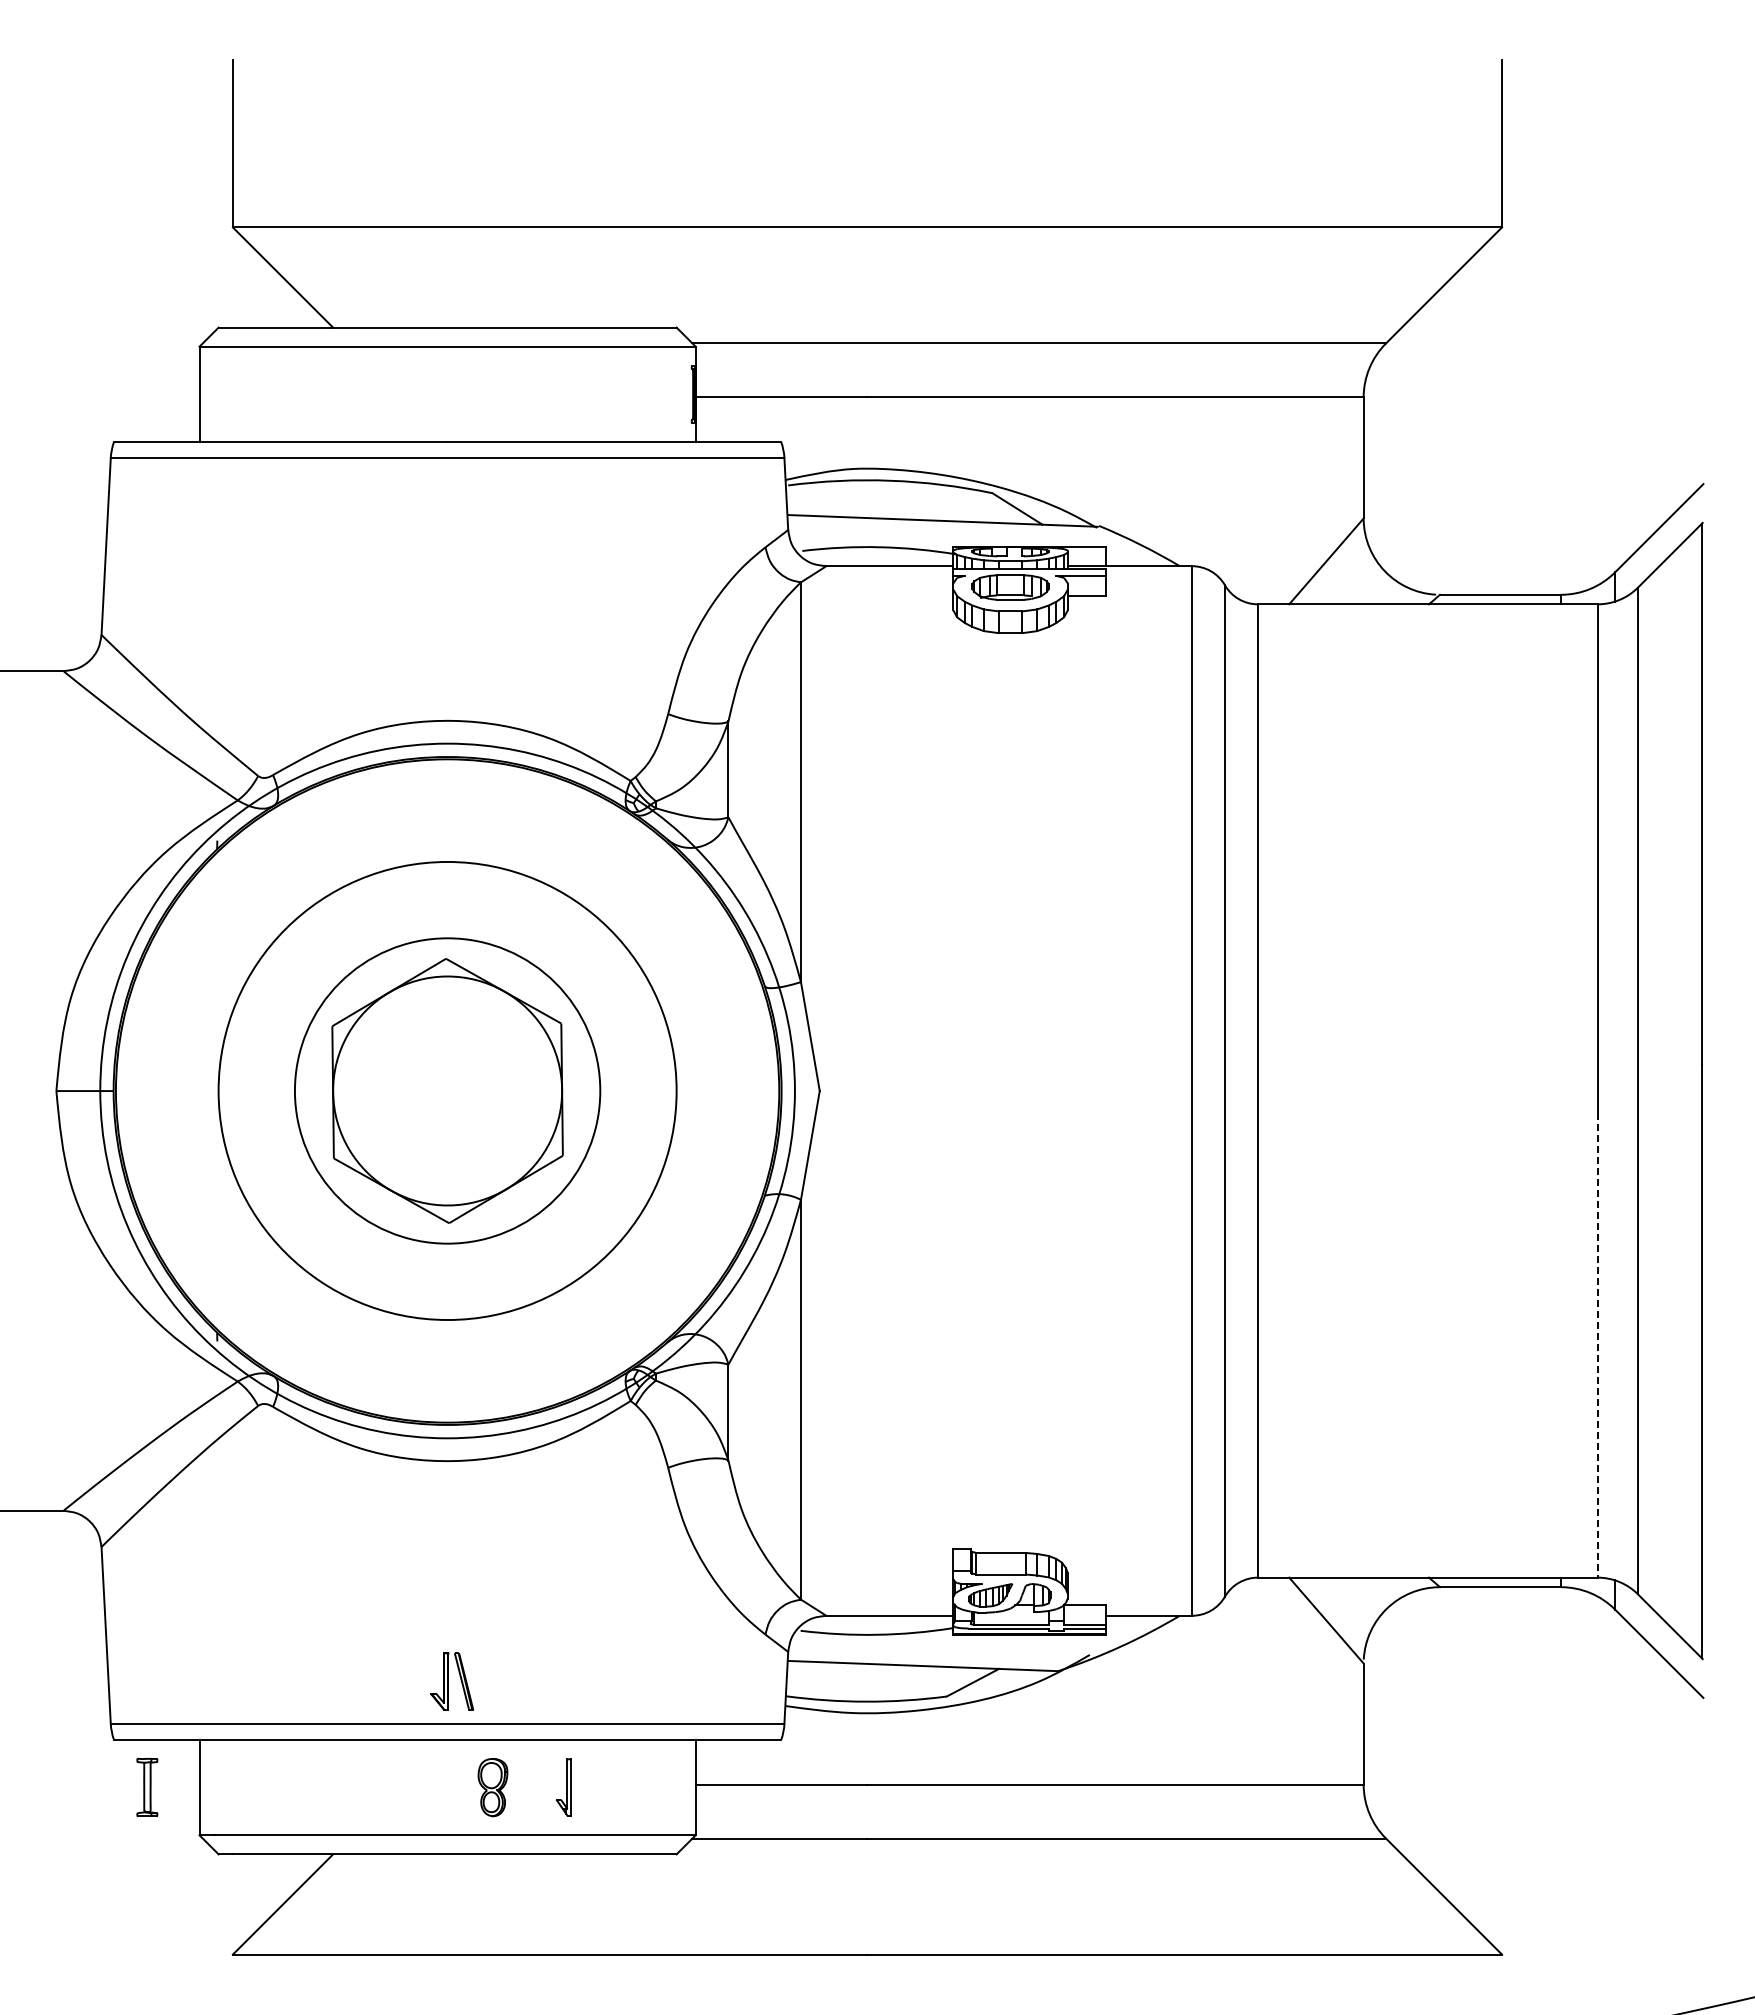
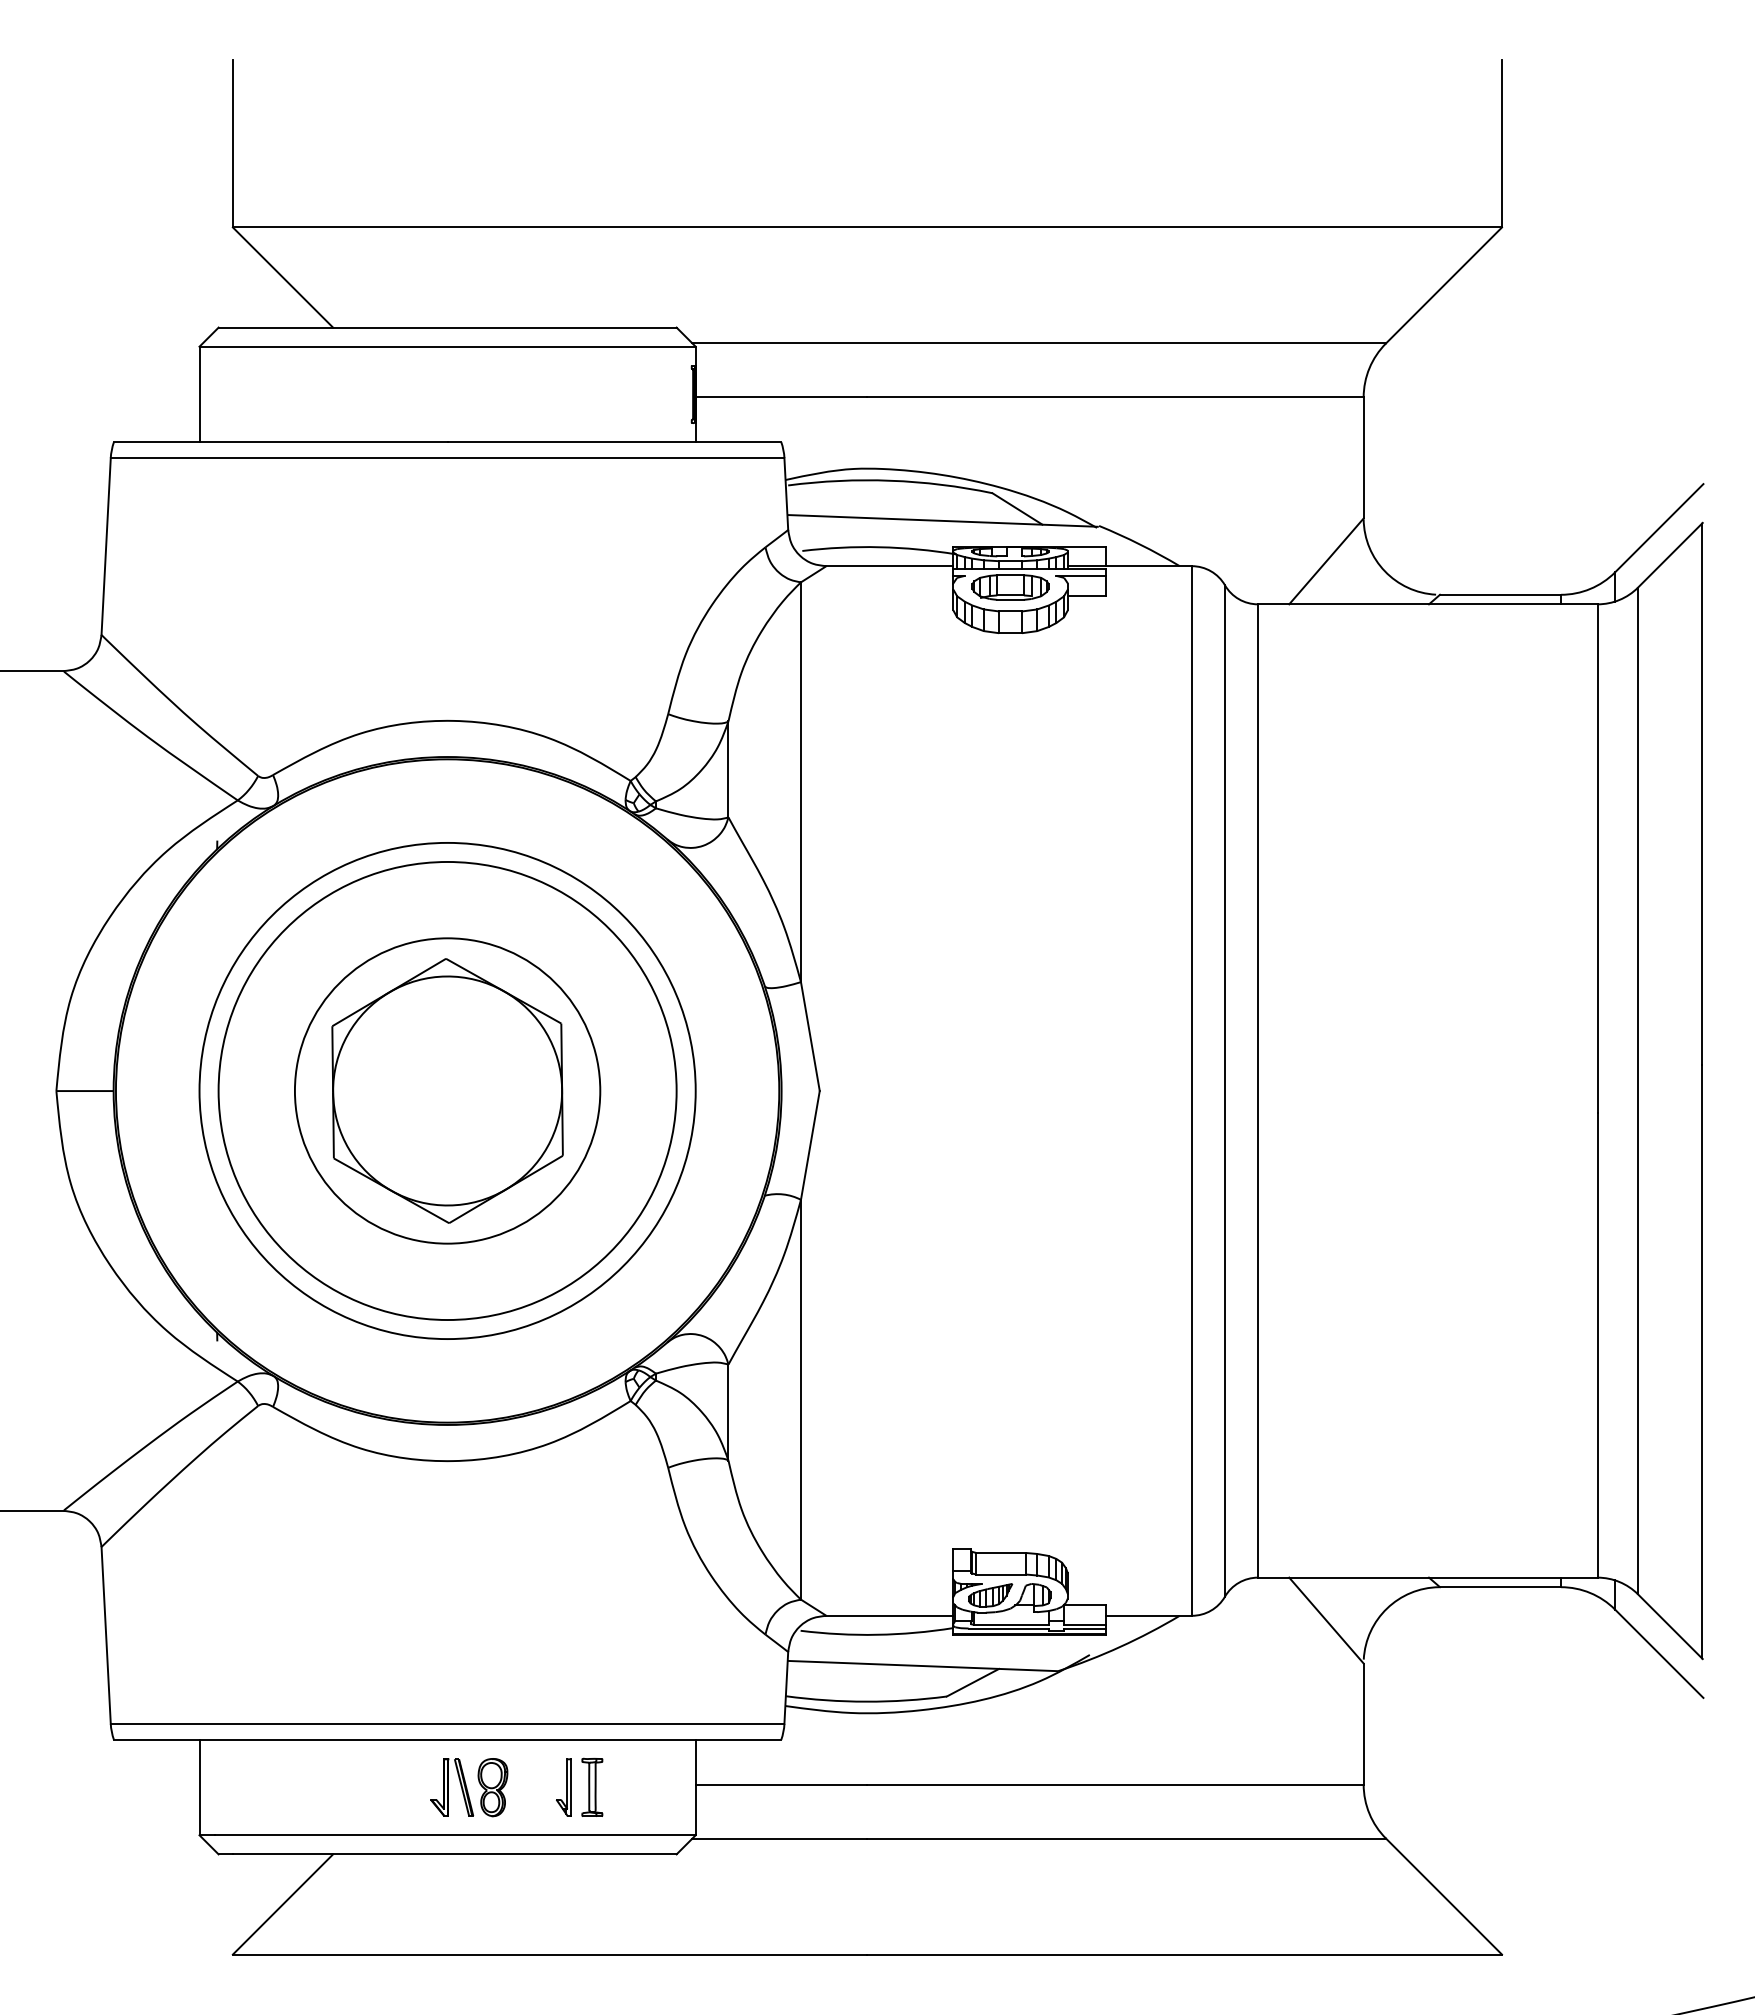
circle diameter: 695 px -> 496 px (447, 1090)
line: dashed -> solid (1597, 1346)
part position: (452, 1681) -> (452, 1787) (452, 1787)
part position: (147, 1786) -> (592, 1786) (592, 1786)
